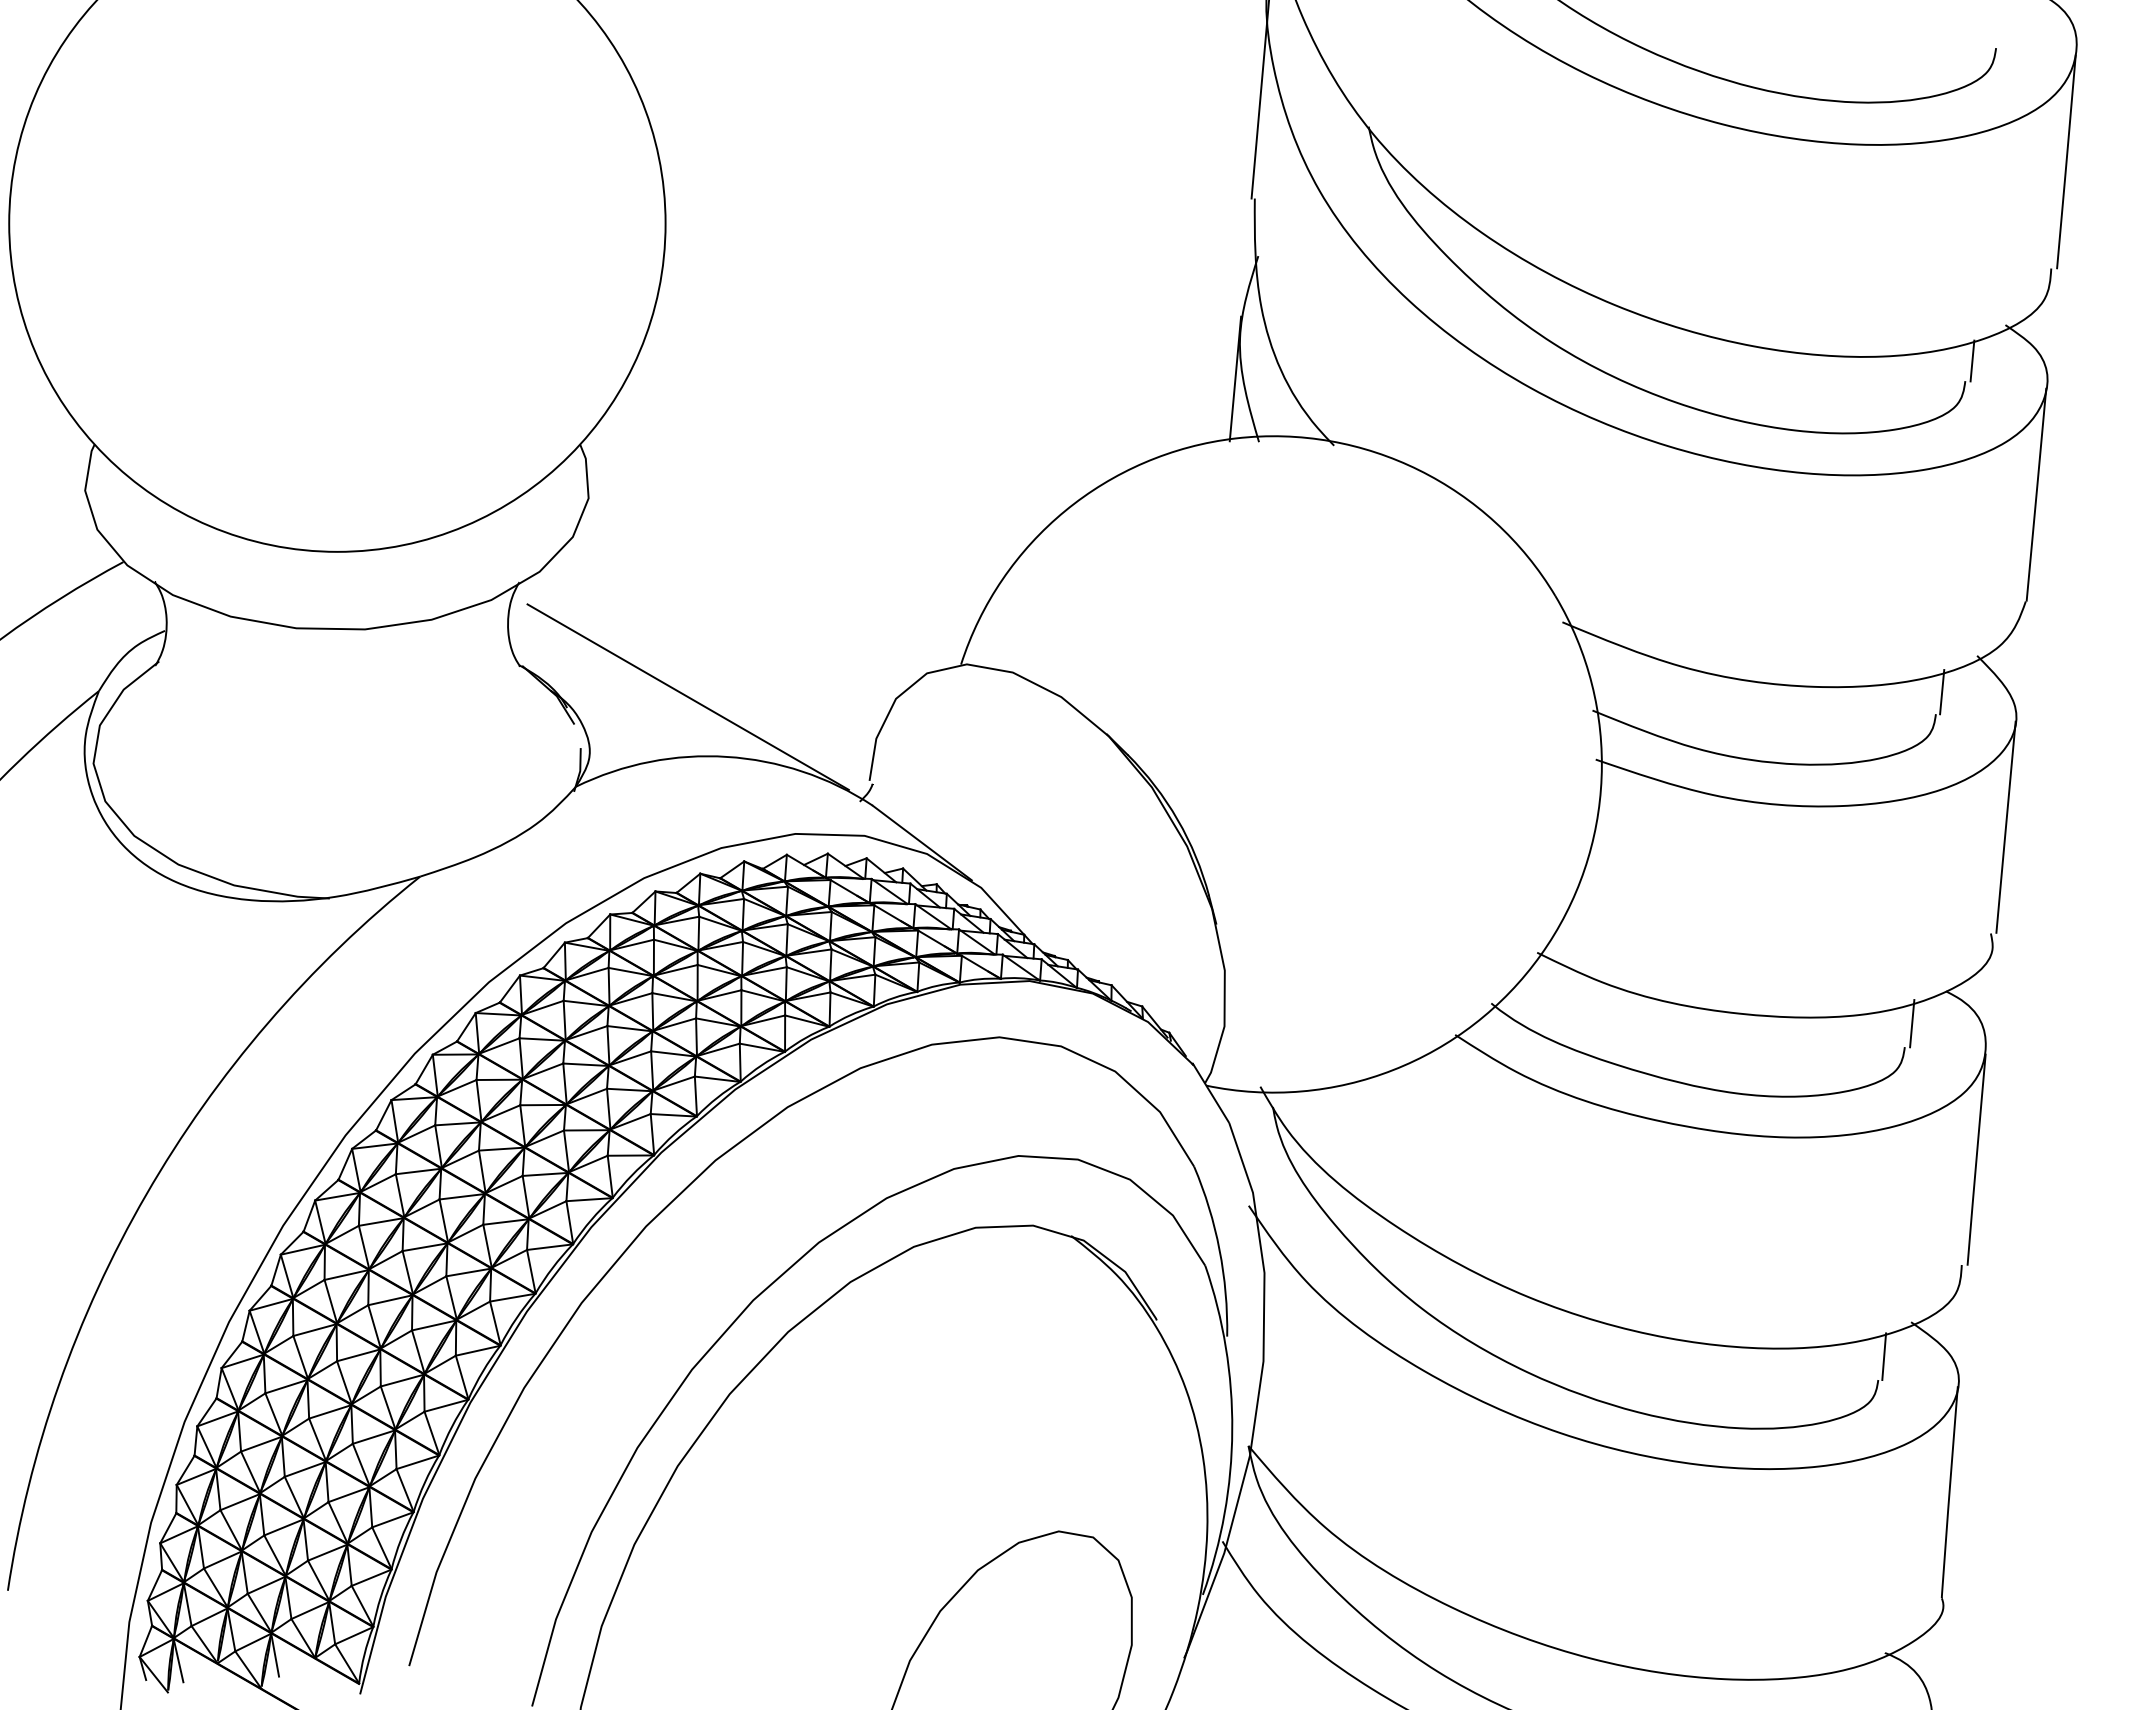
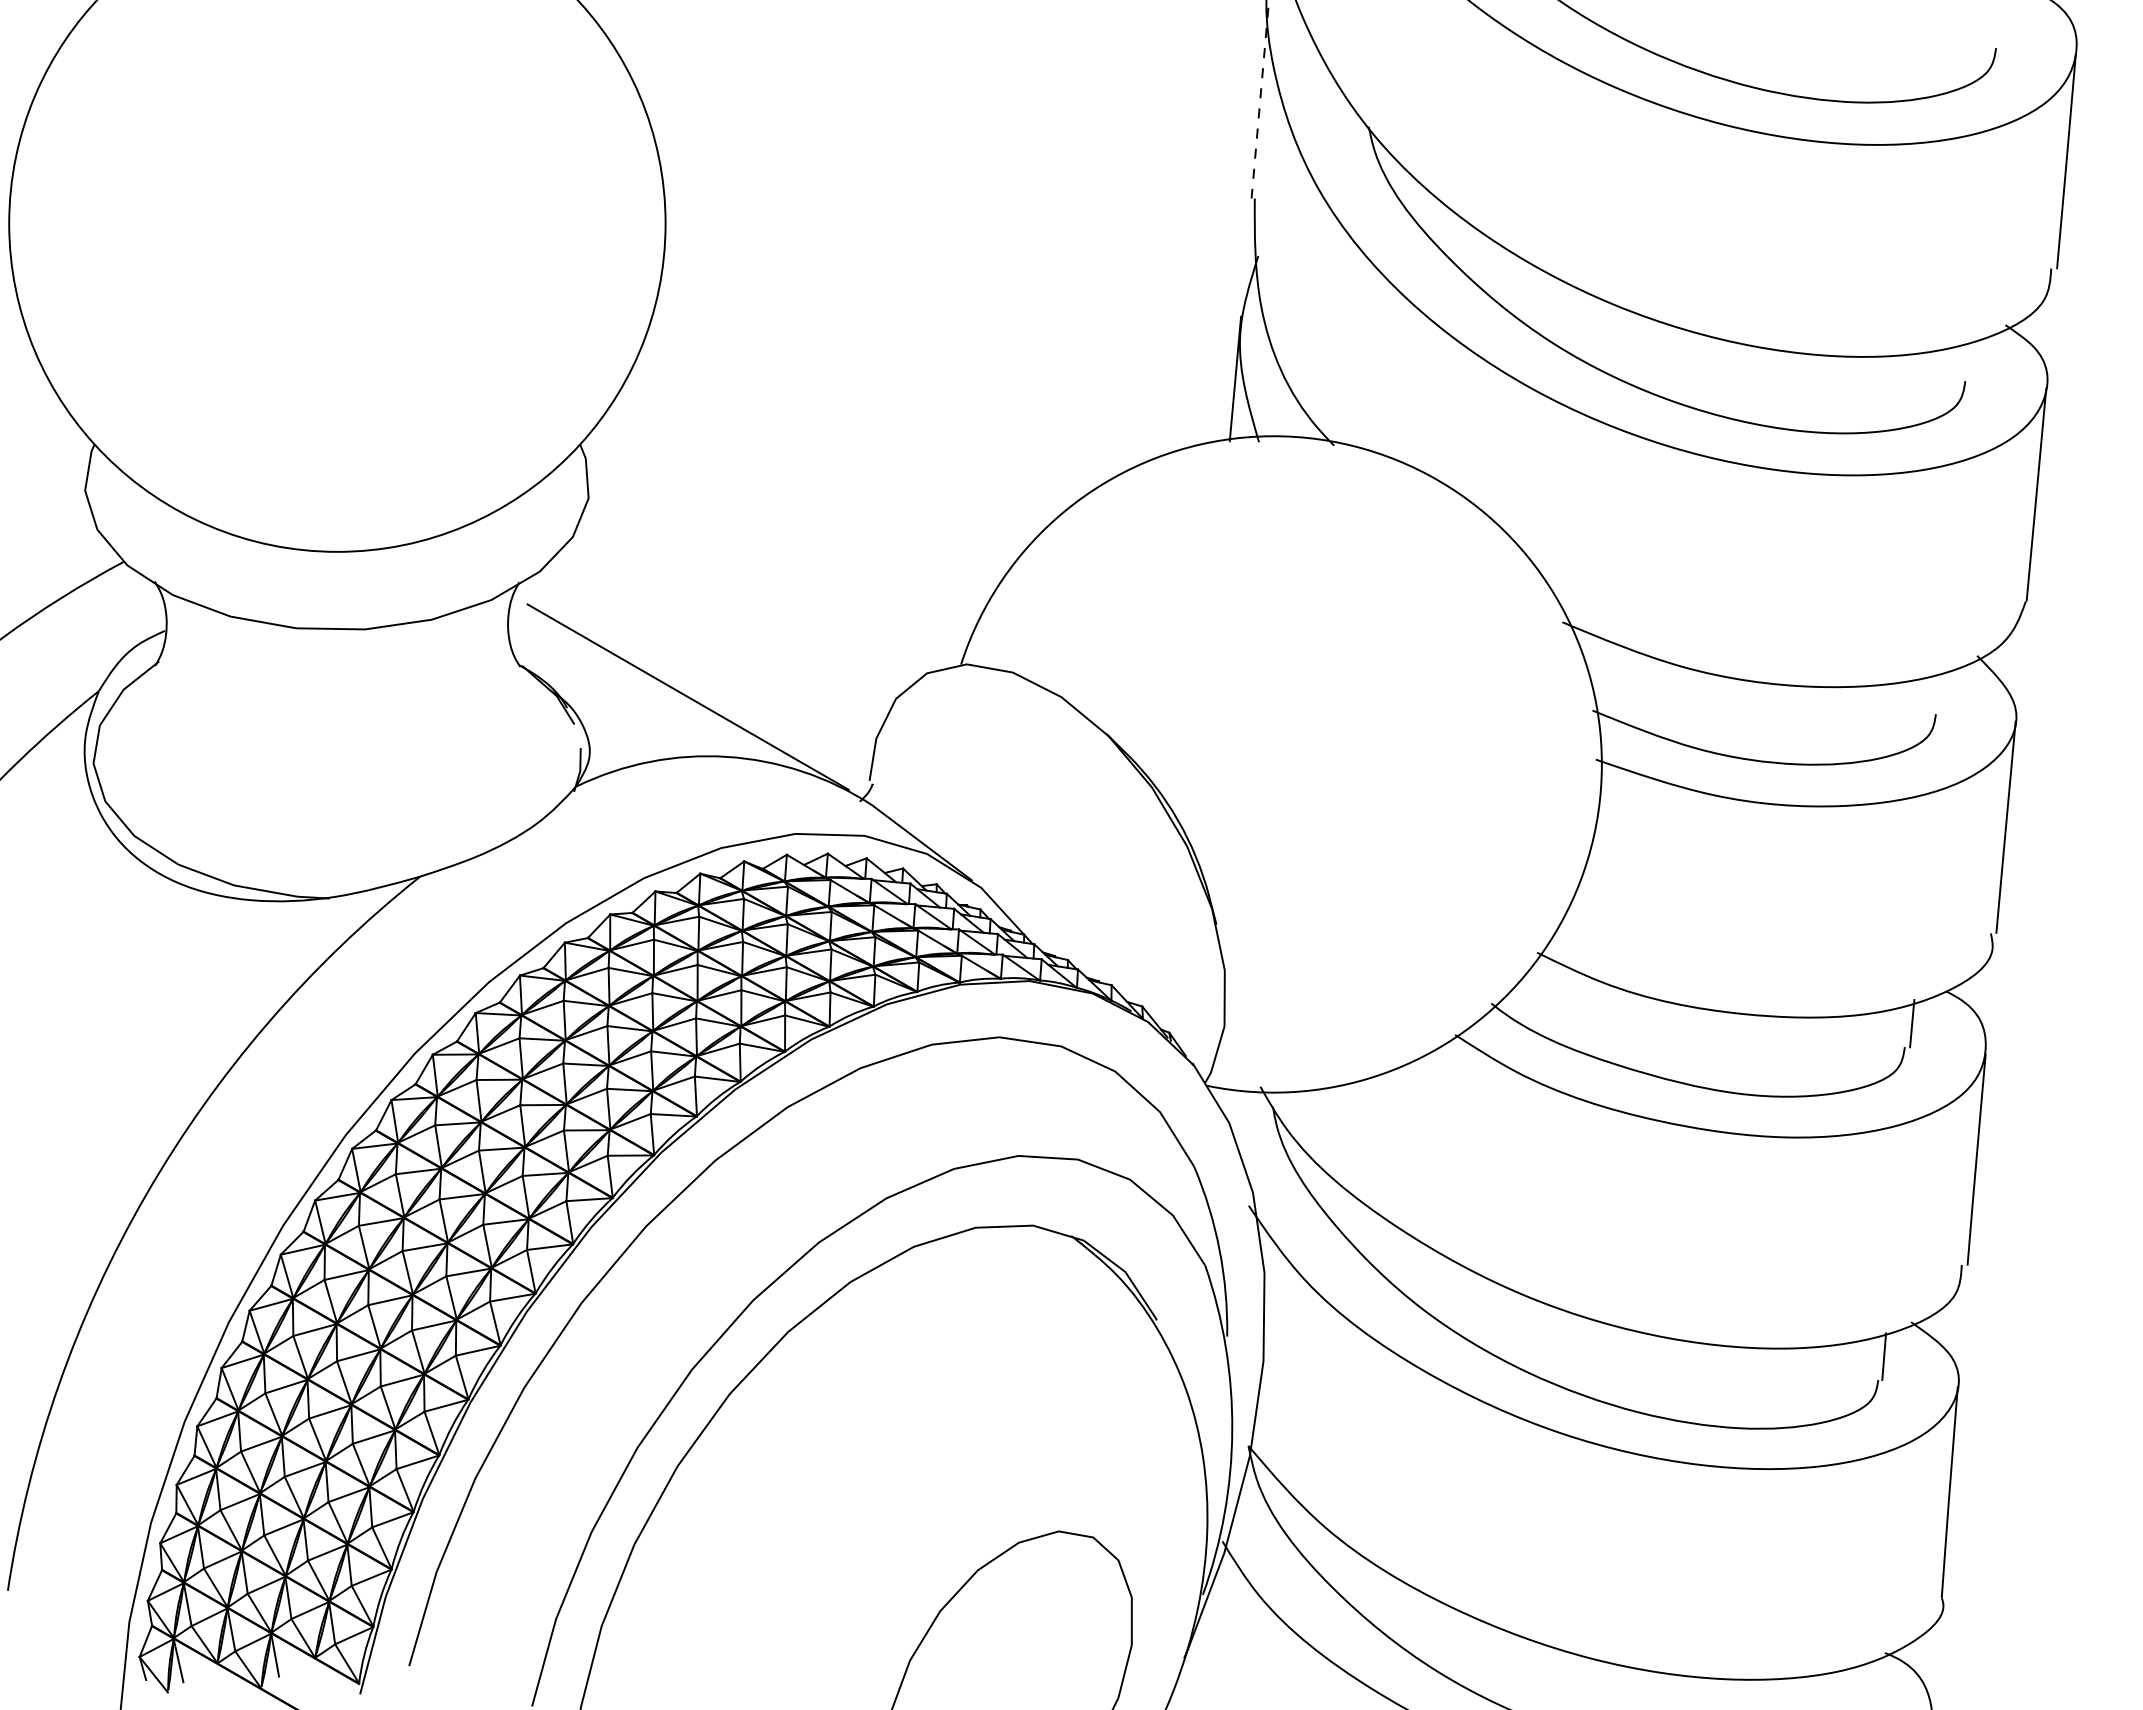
line: solid -> dashed (1260, 100)
line: present -> none (1972, 360)
line: present -> none (1942, 692)
